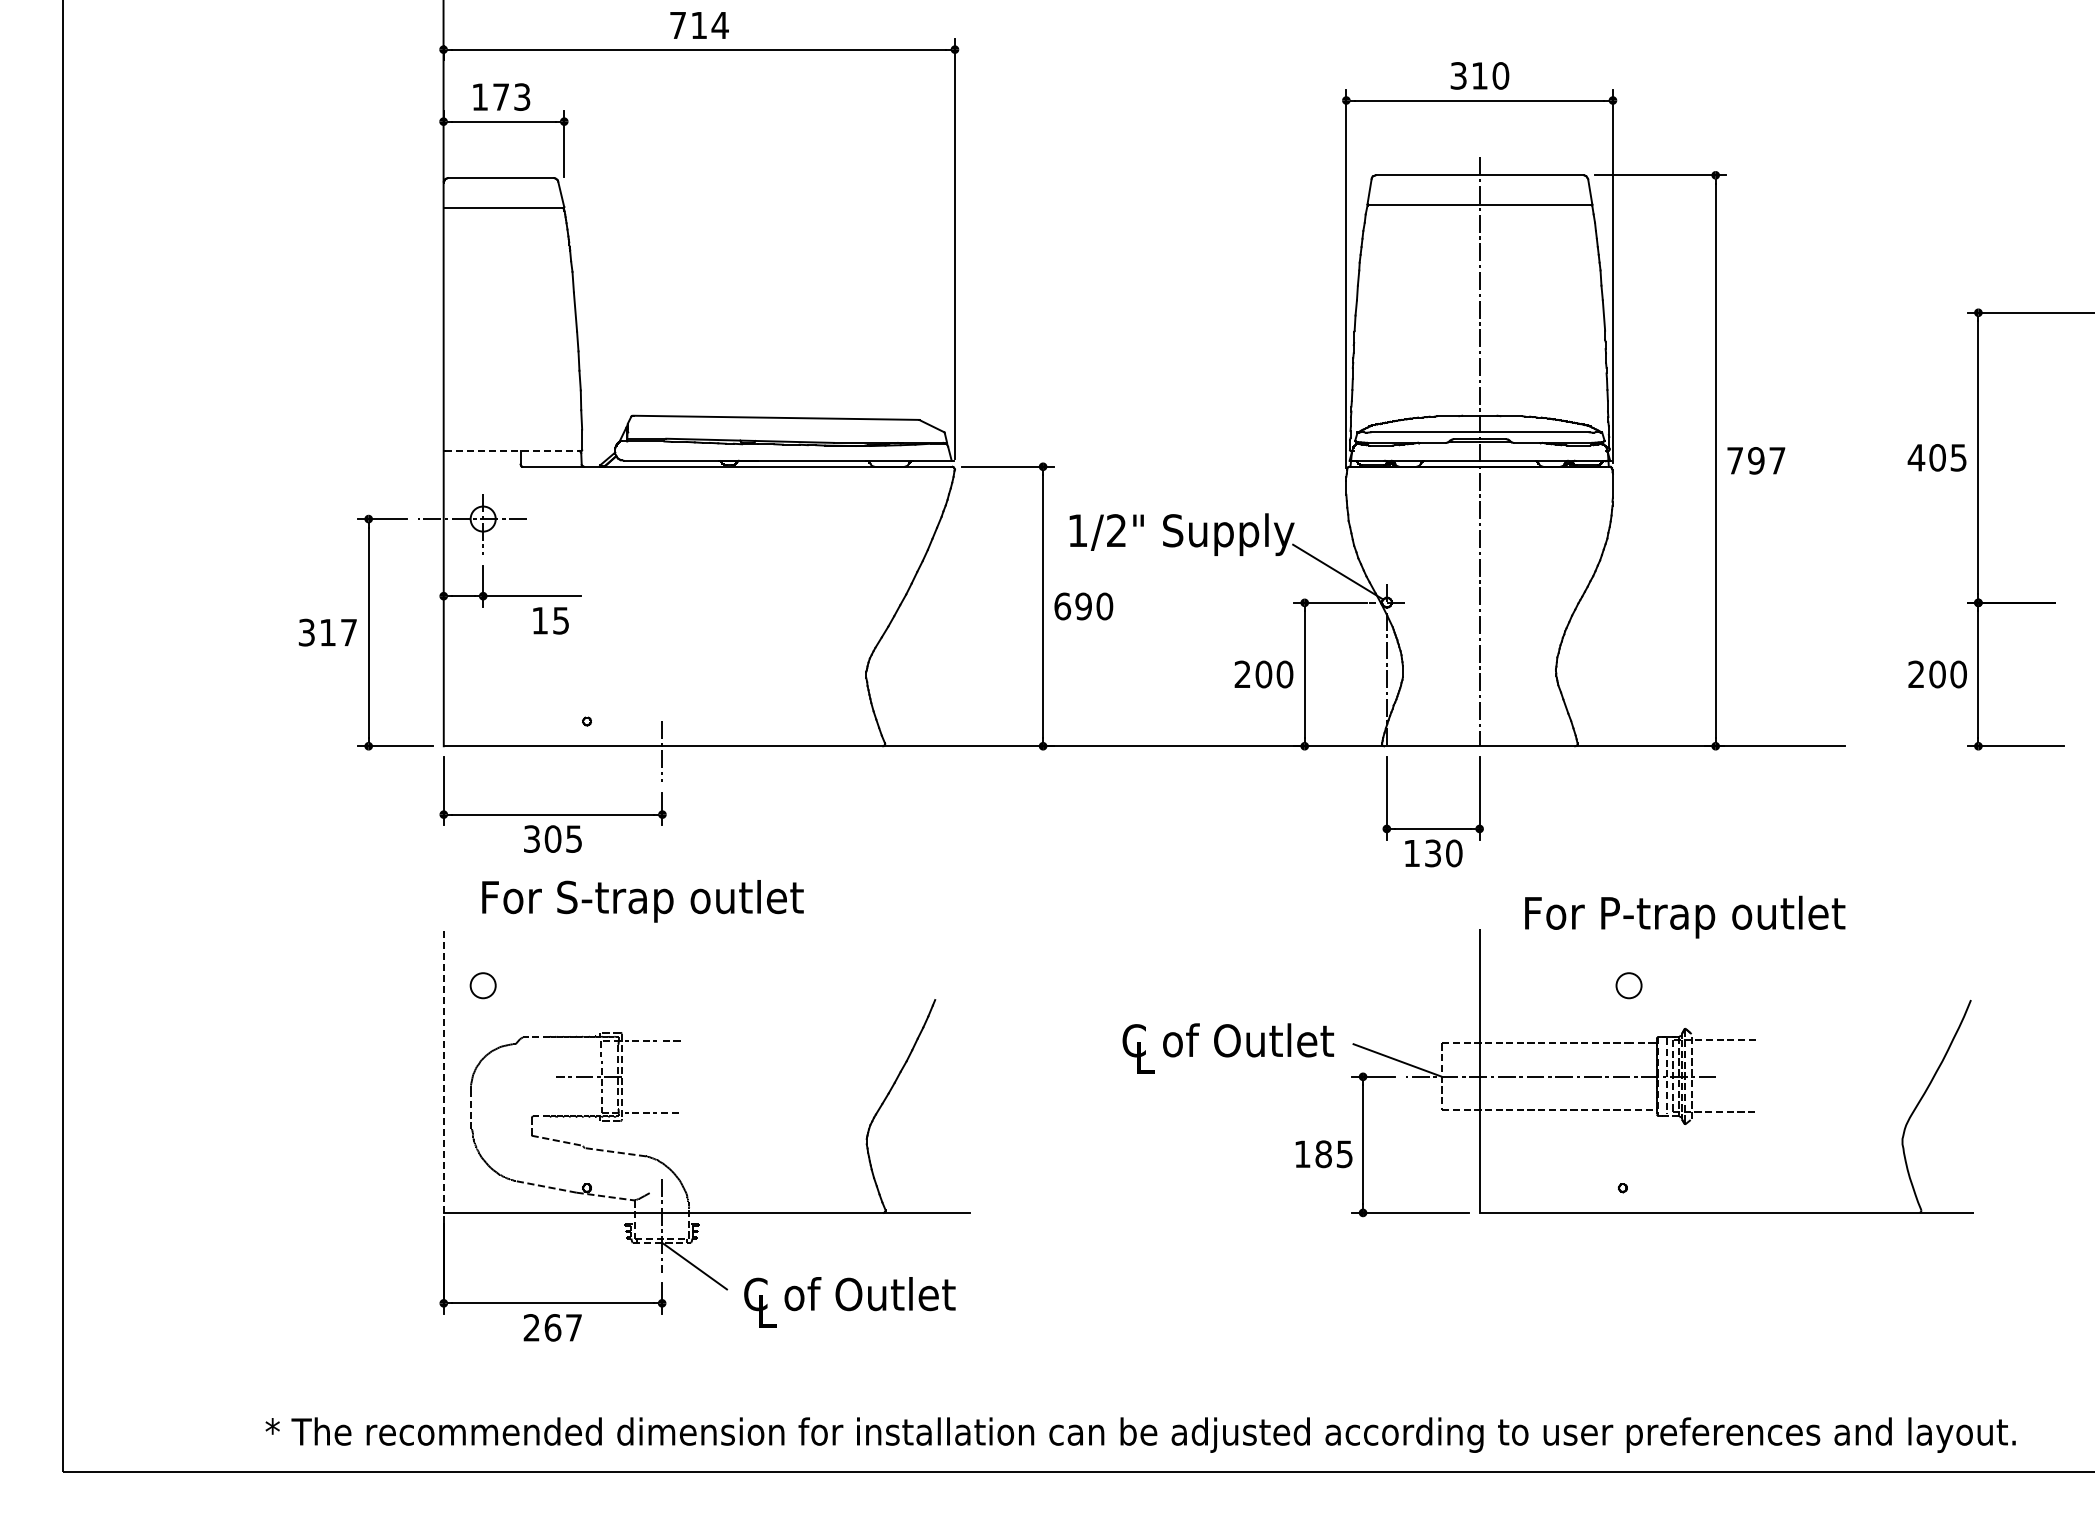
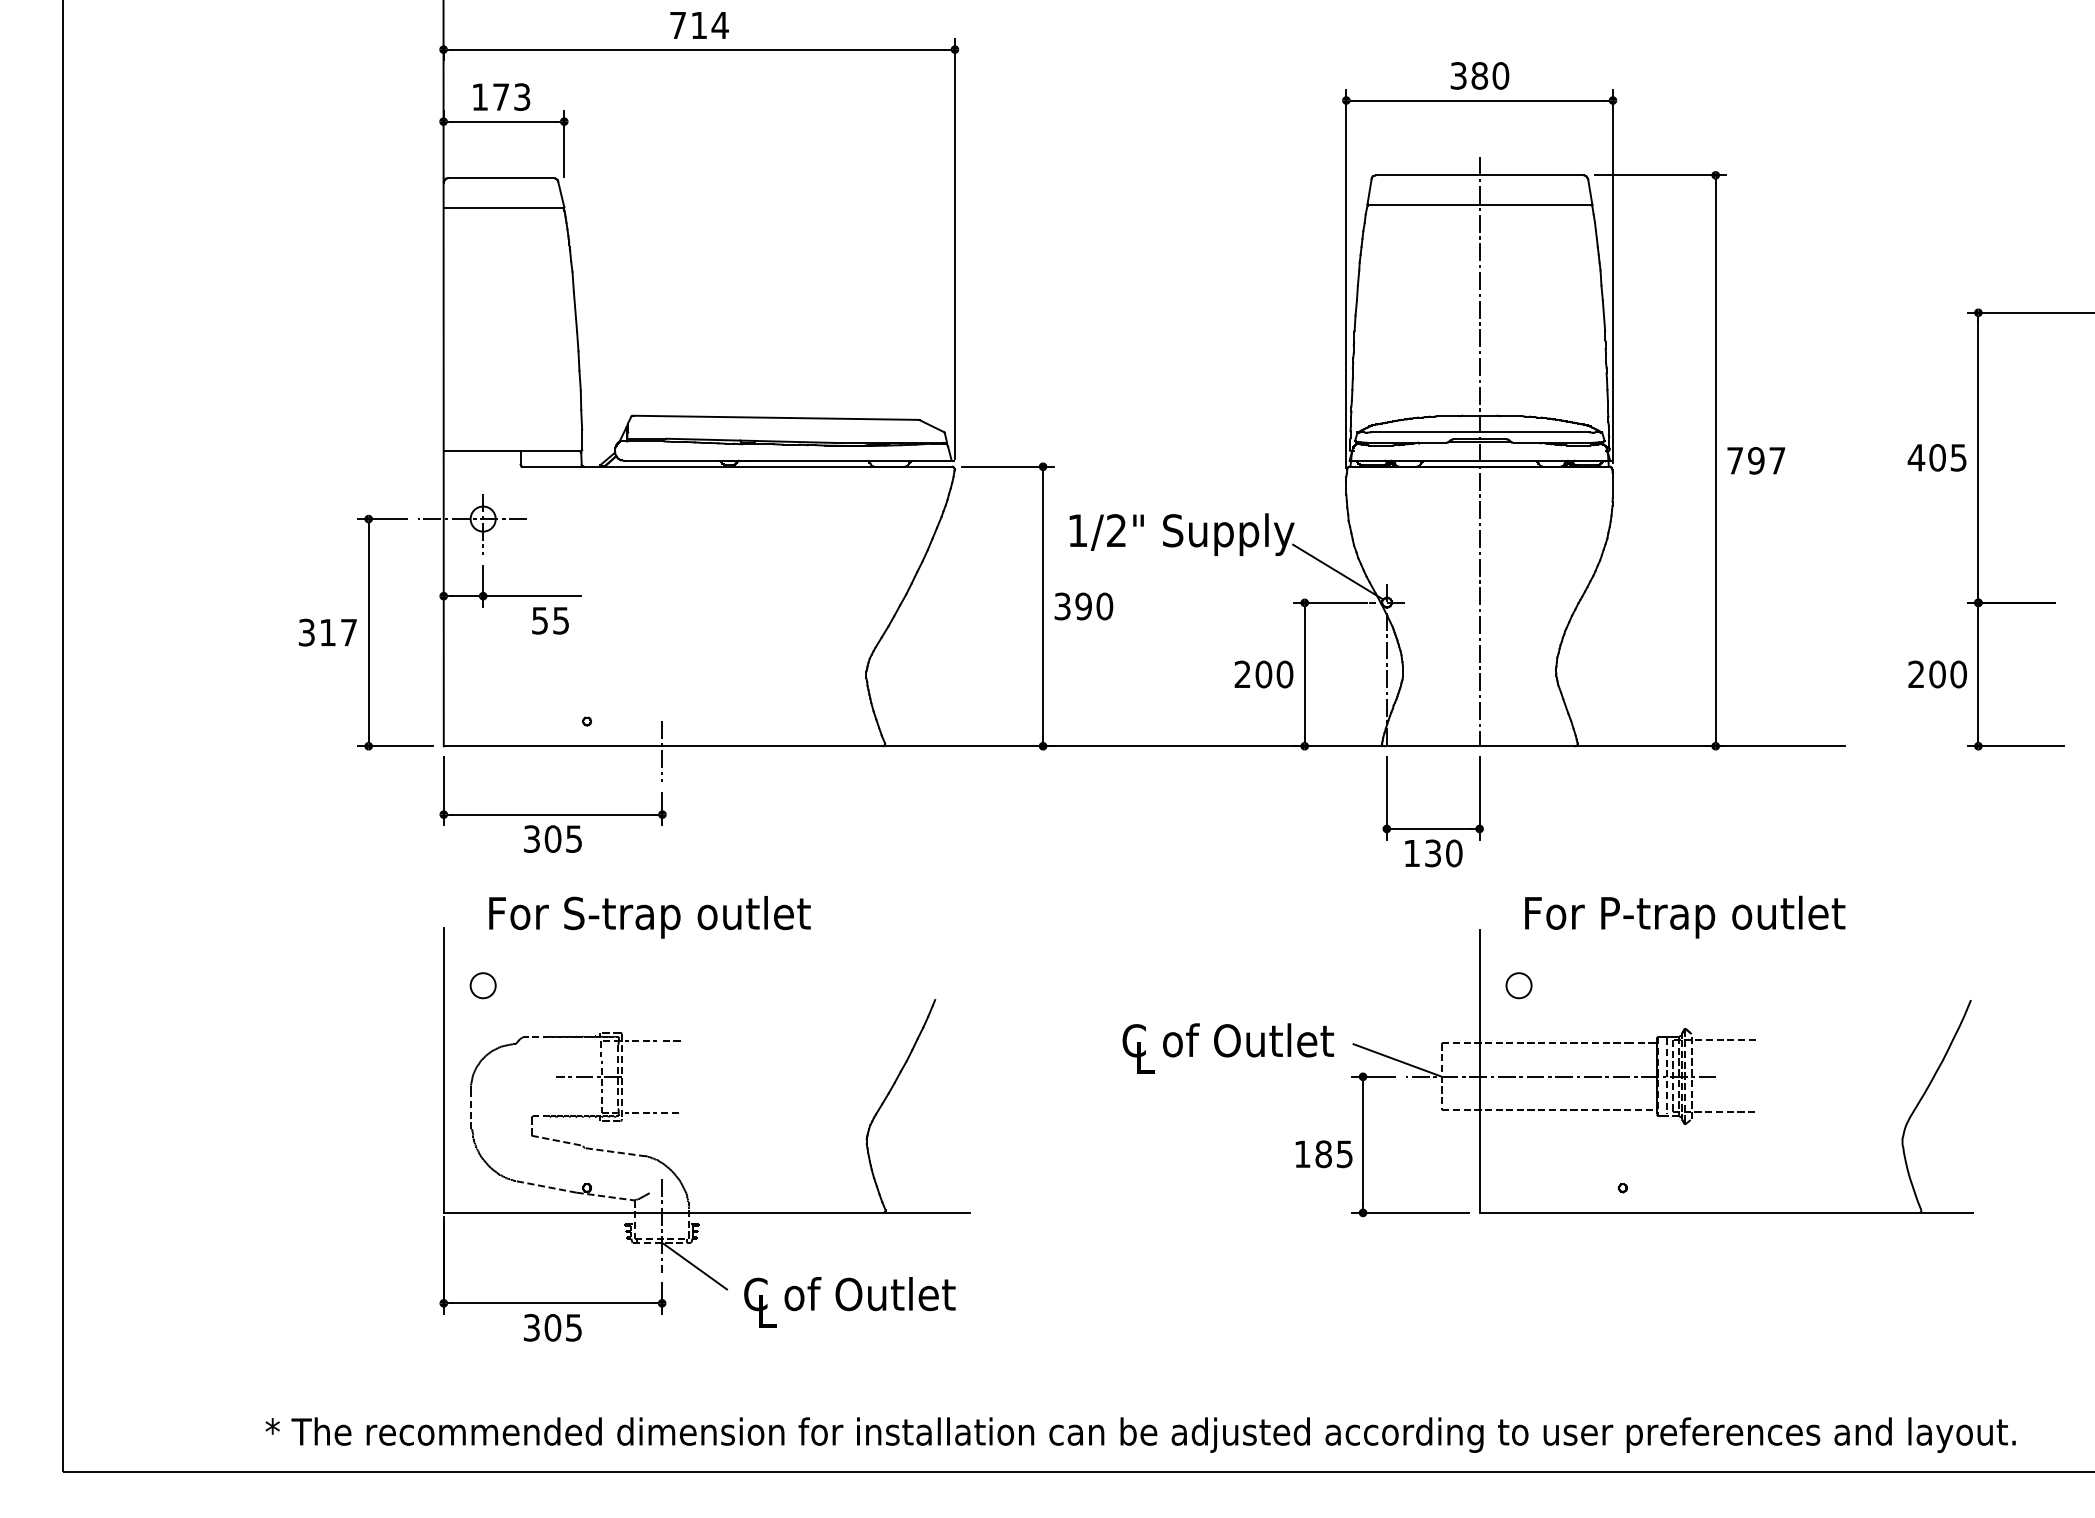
text: 310 -> 380 (1479, 75)
line: dashed -> solid (513, 451)
text: 690 -> 390 (1062, 606)
text: 15 -> 55 (539, 620)
text position: (642, 901) -> (649, 917) (649, 917)
circle position: (1628, 985) -> (1518, 985) (1518, 985)
line: dashed -> solid (443, 1070)
text: 267 -> 305 (552, 1327)
